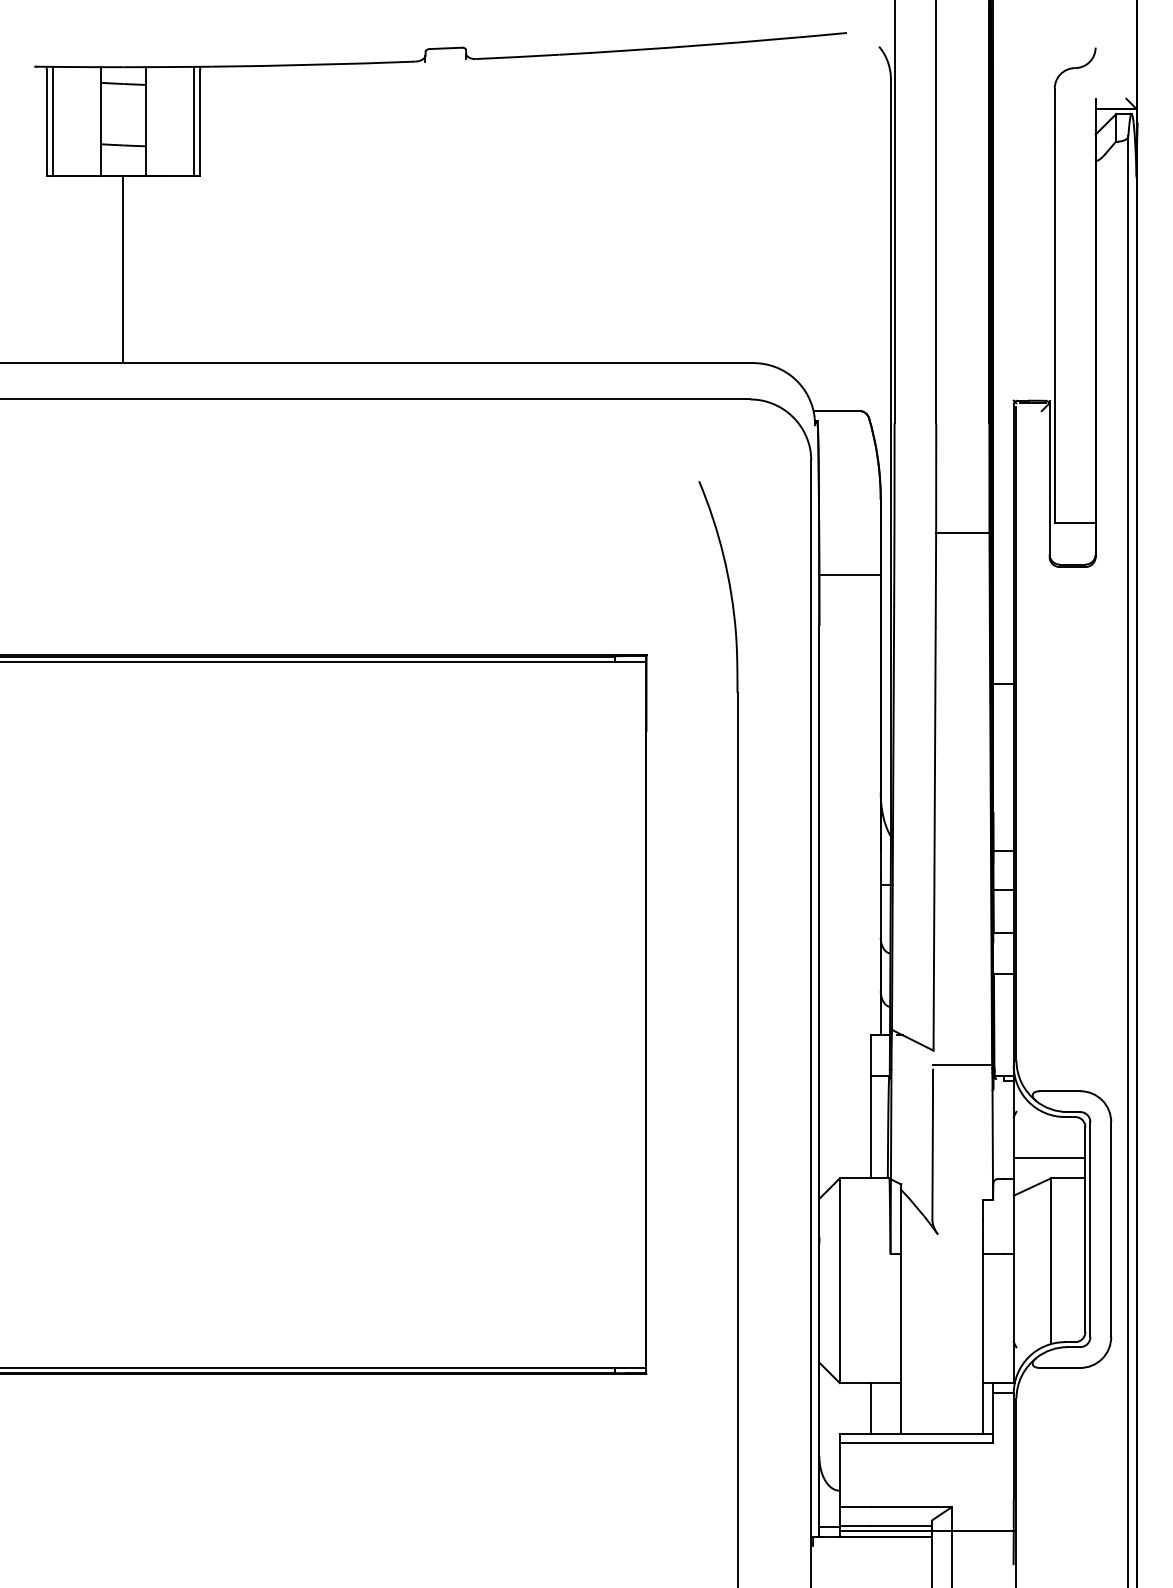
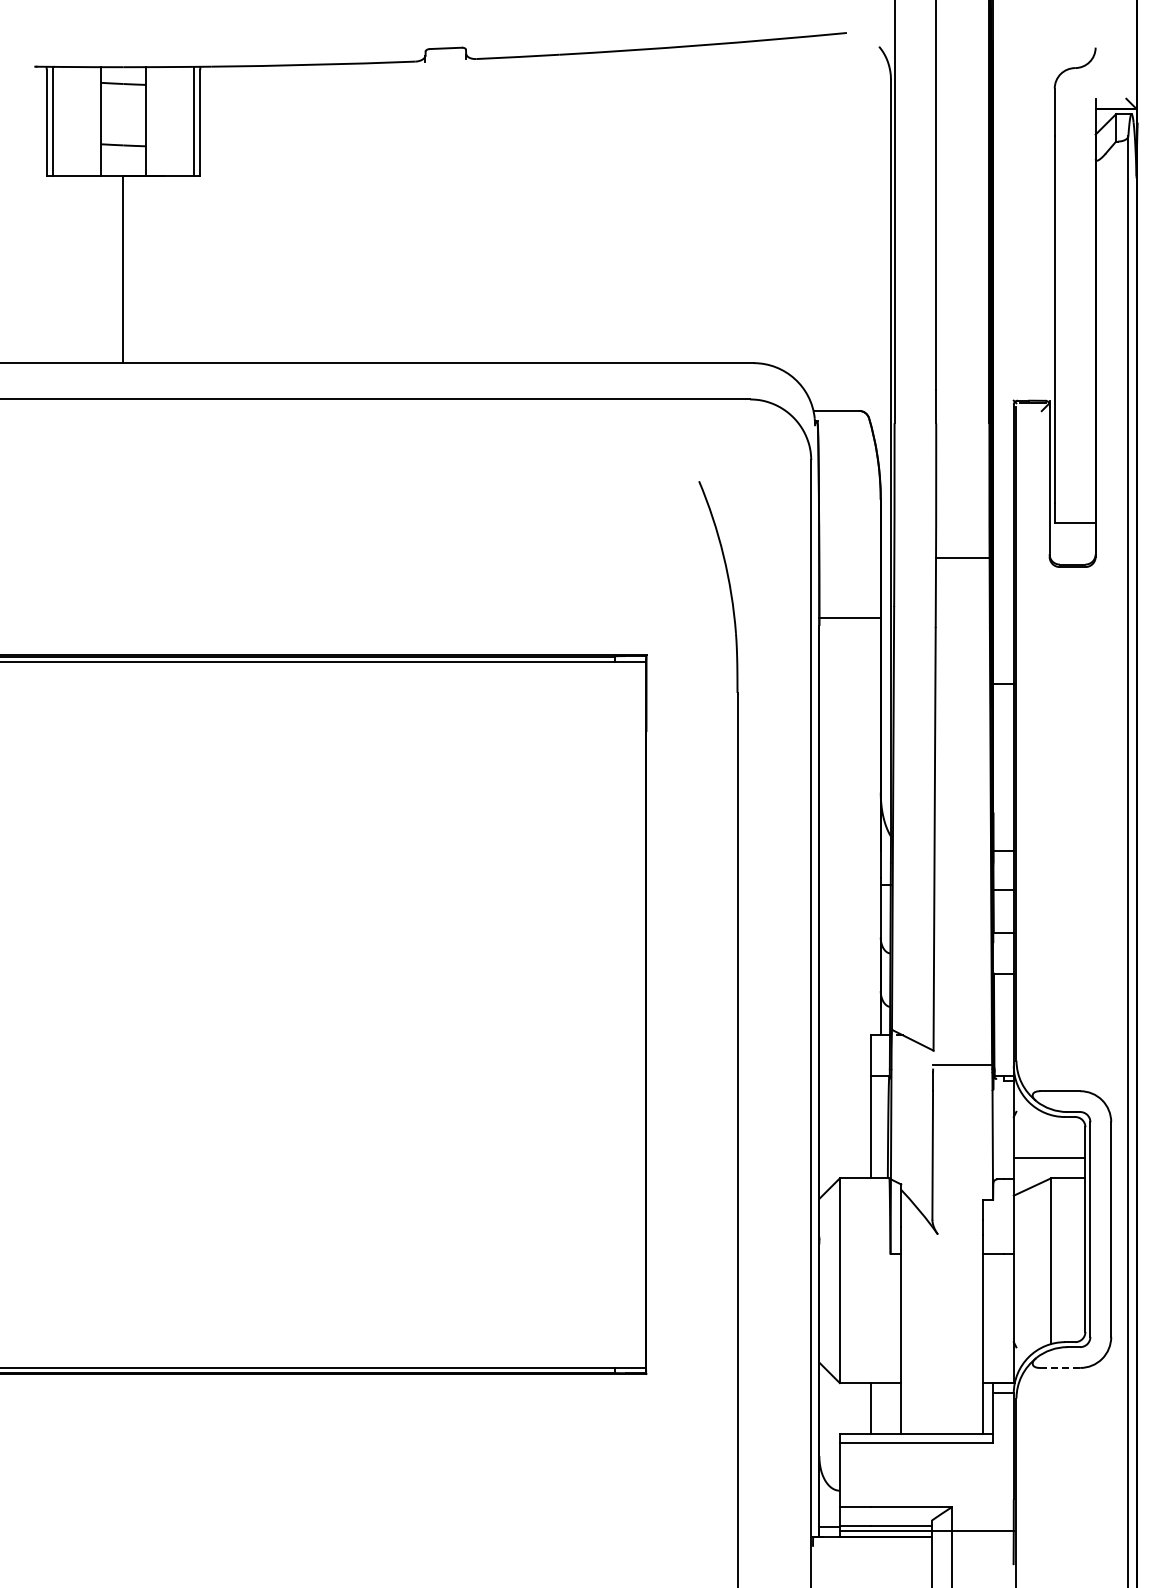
line position: (962, 533) -> (962, 558) (962, 558)
line position: (849, 574) -> (849, 617) (849, 617)
line: solid -> dashed (1060, 1367)
